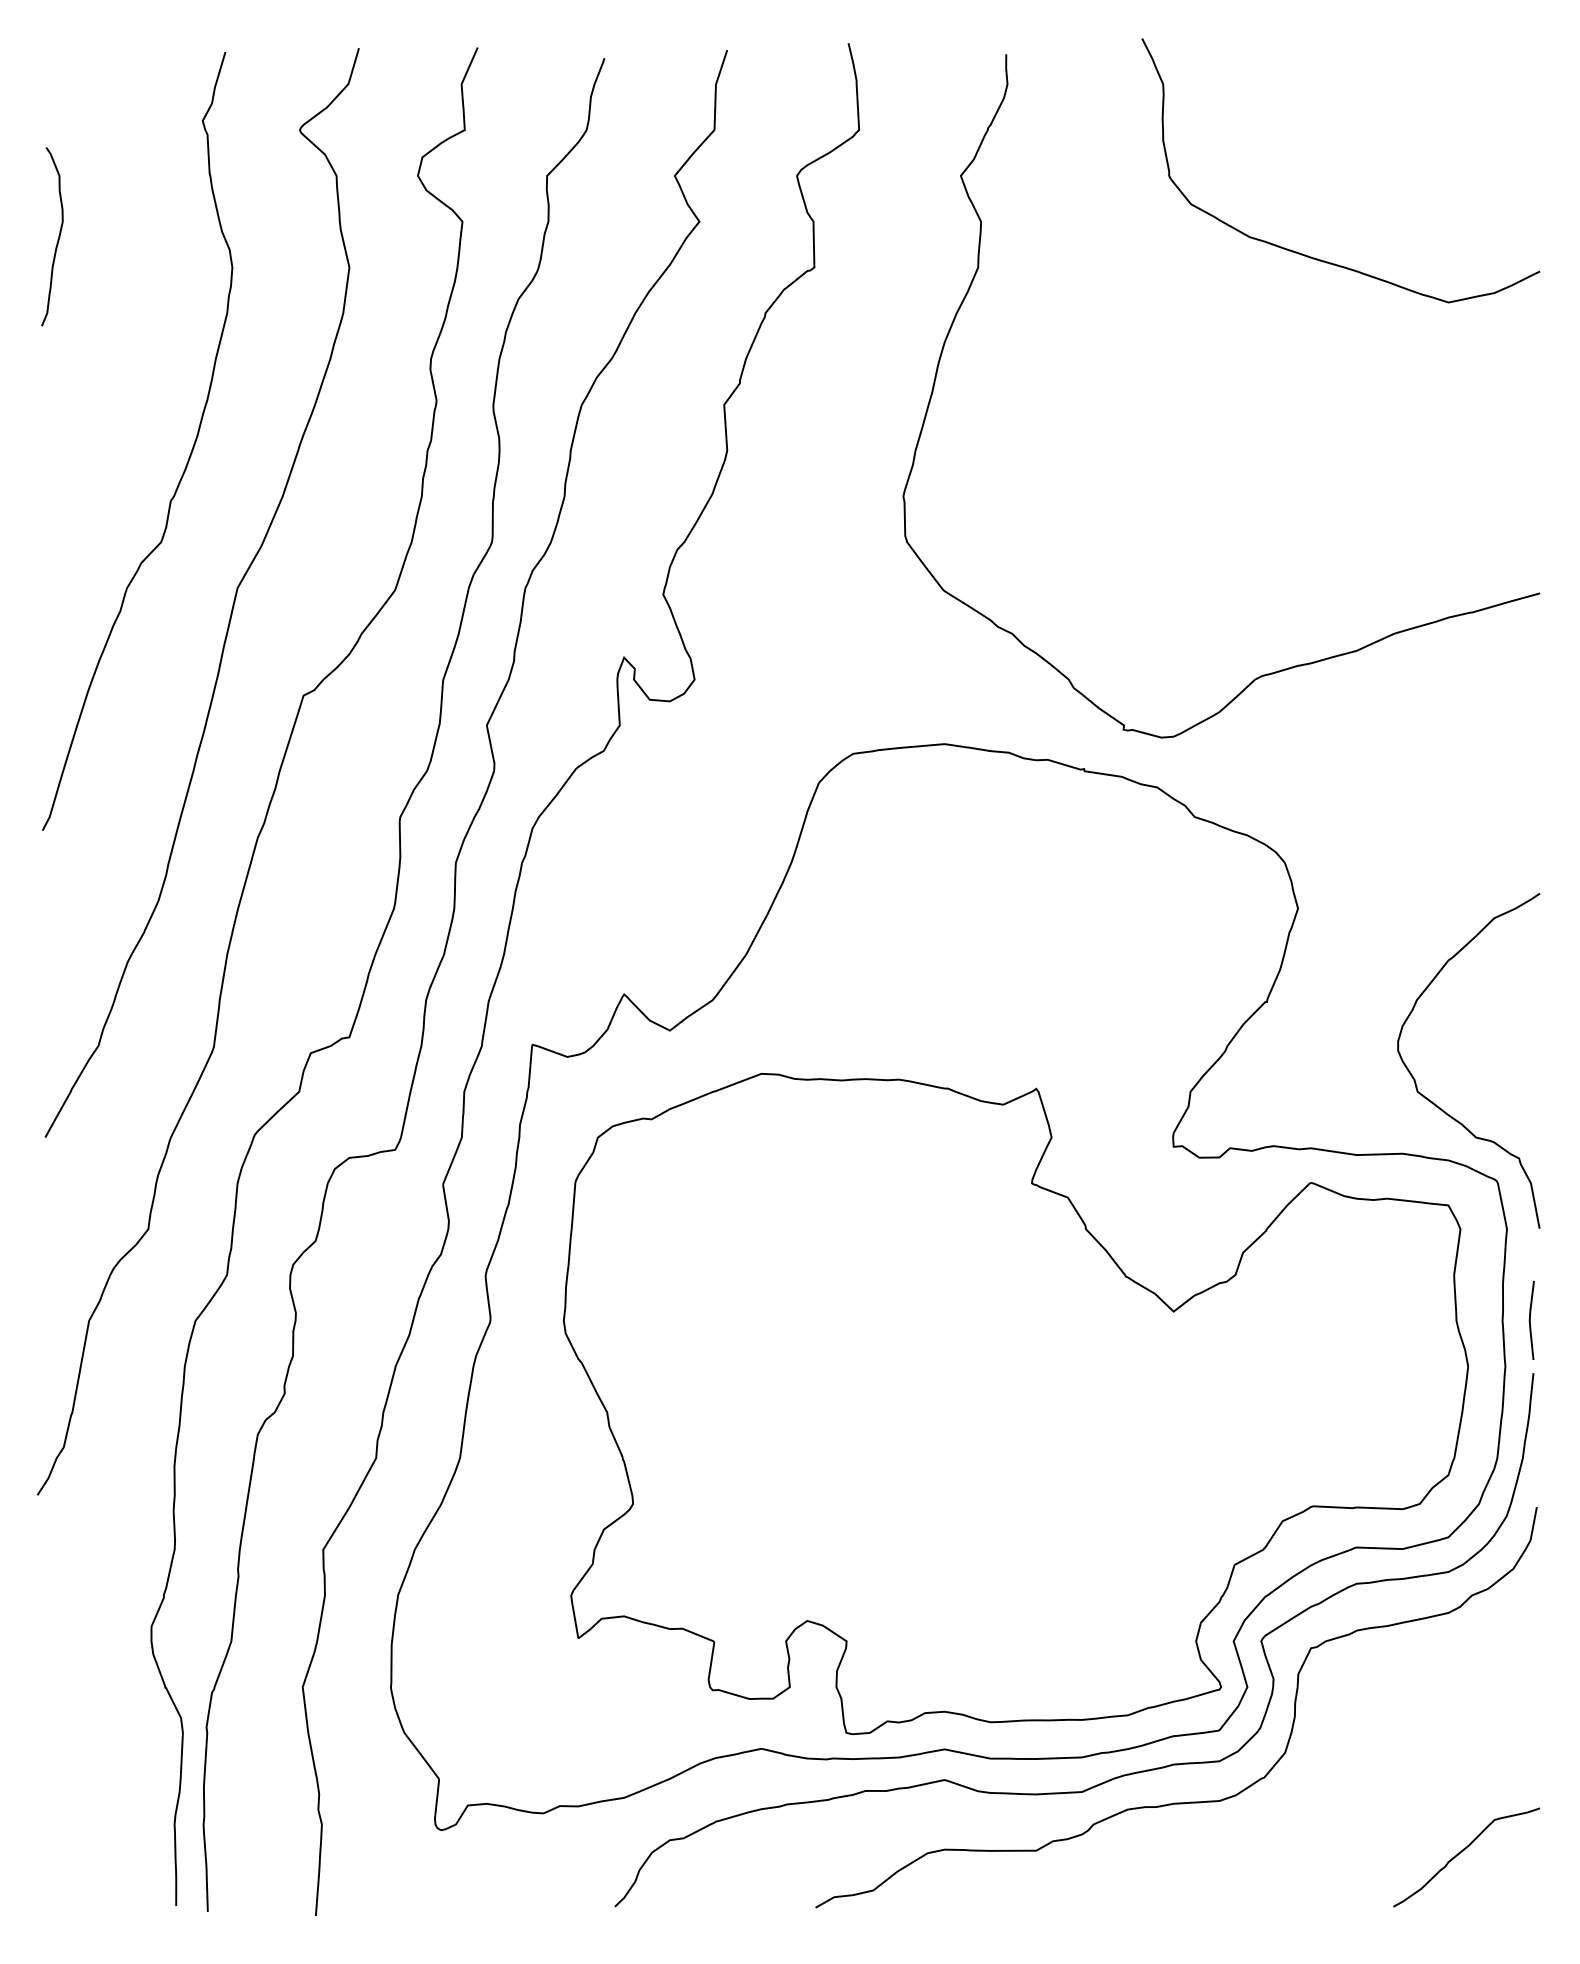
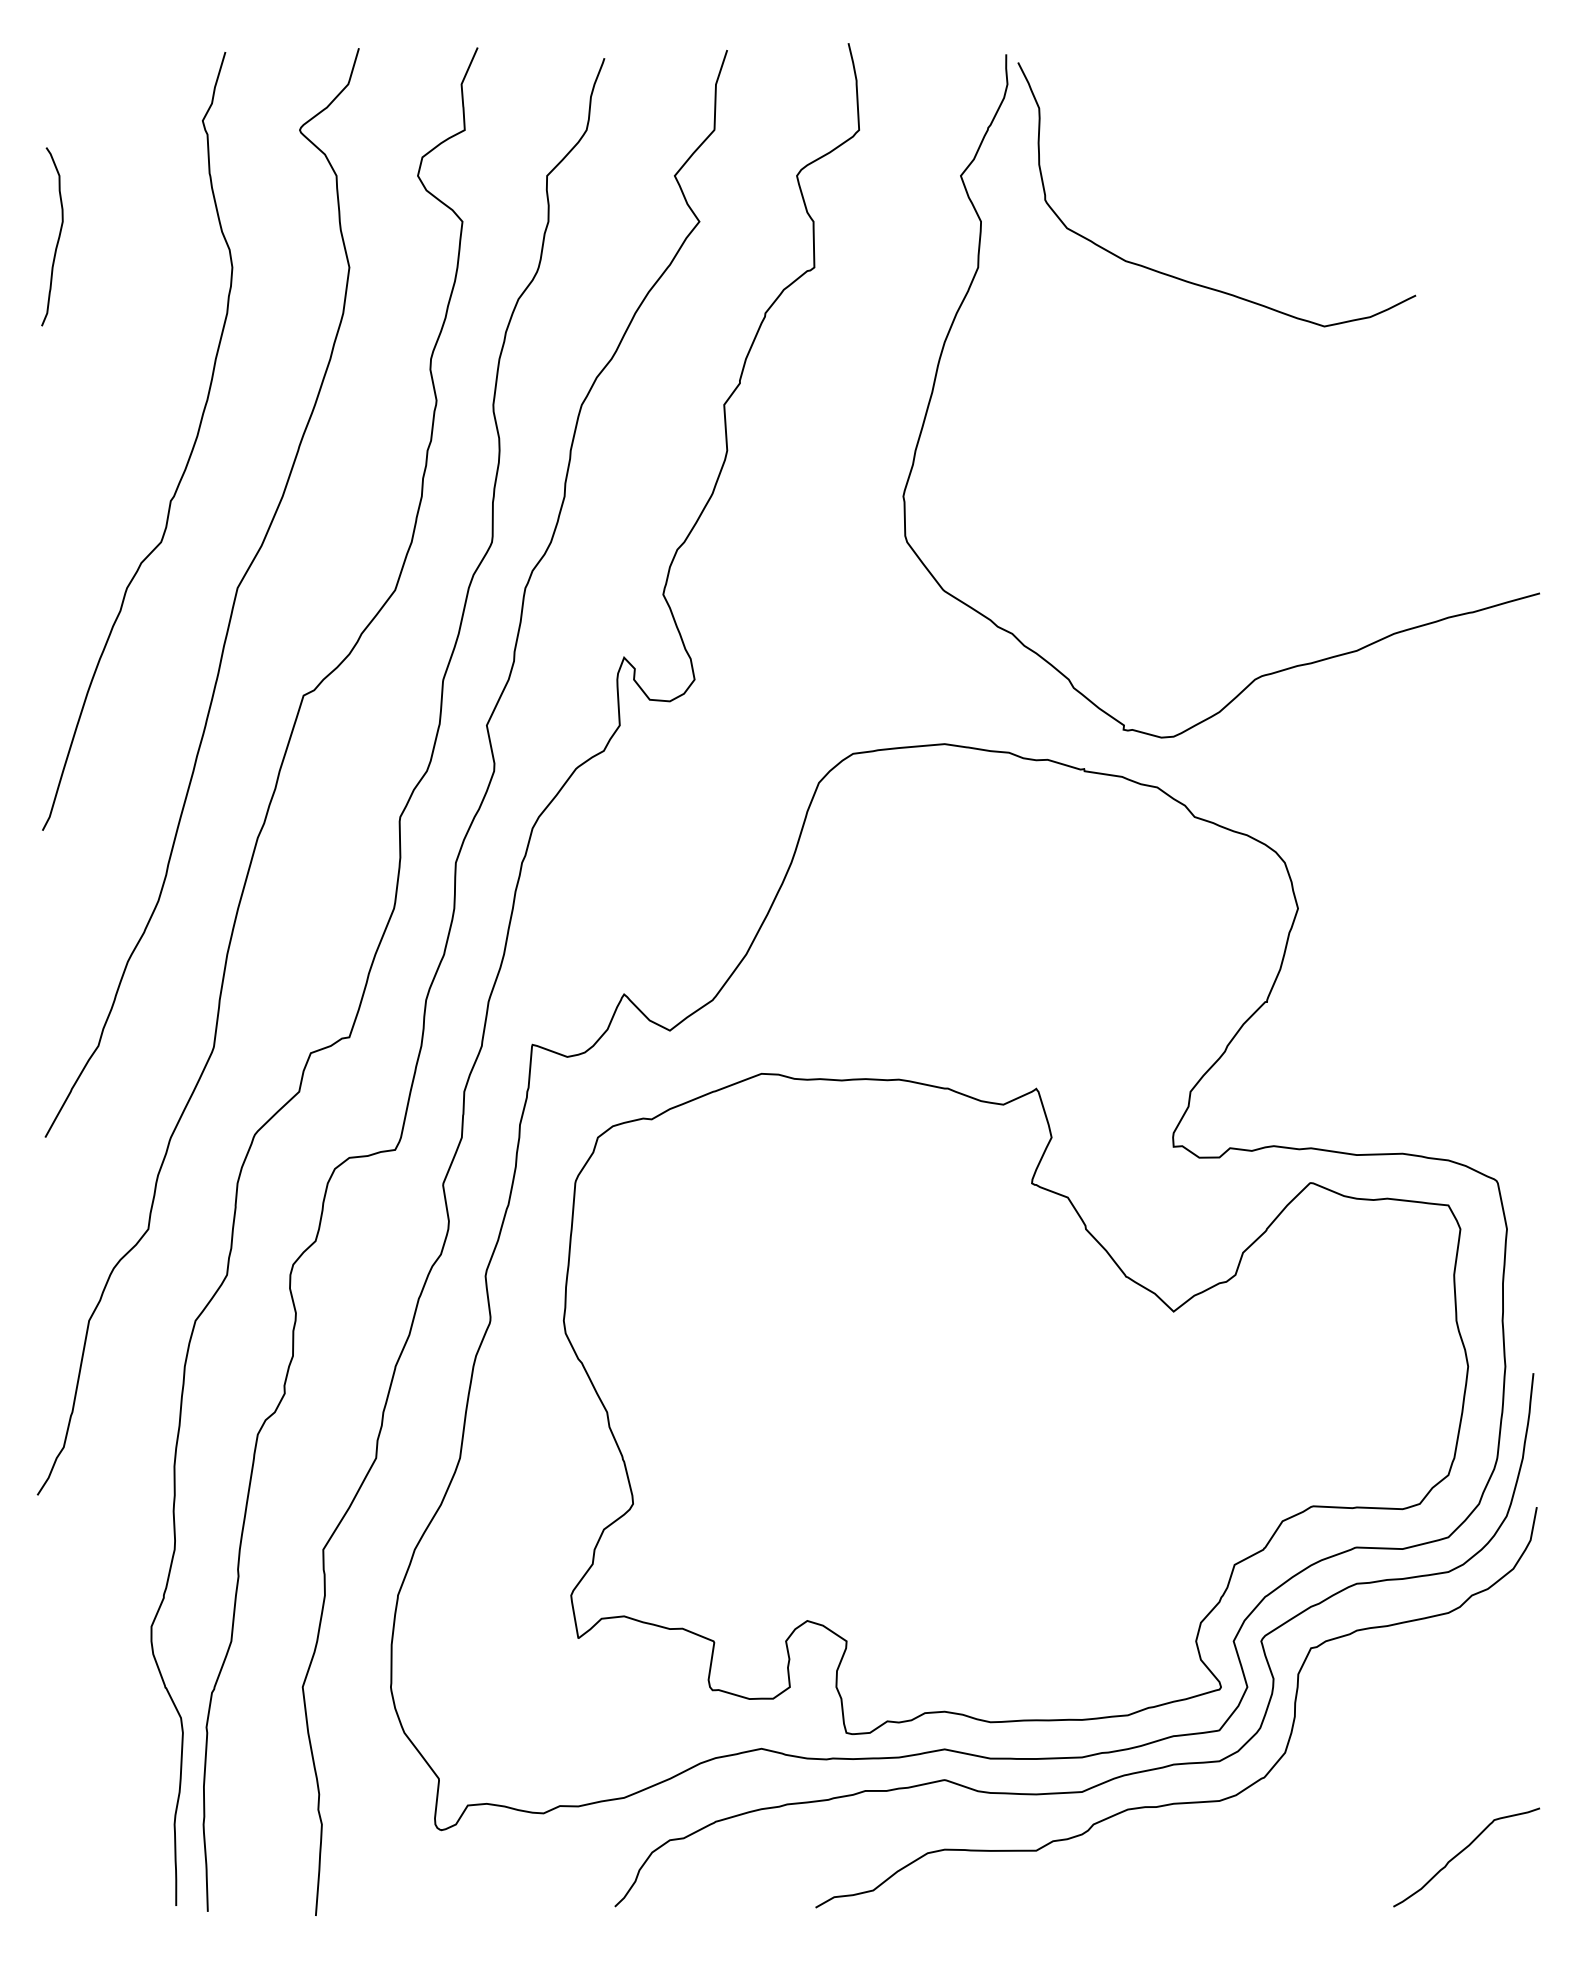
curve position: (1311, 256) -> (1187, 280) (1187, 280)
curve: present -> none (1435, 1103)
line: present -> none (1530, 1320)
